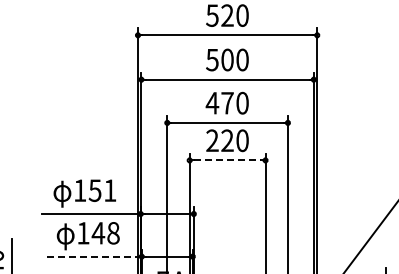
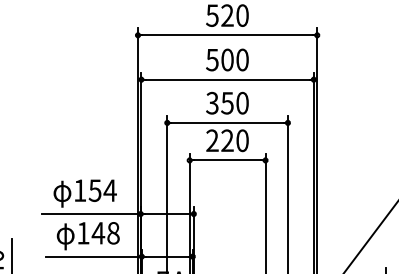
text: 470 -> 350 (219, 102)
line: dashed -> solid (227, 160)
text: 151 -> 154 (109, 190)
line: dashed -> solid (93, 256)
